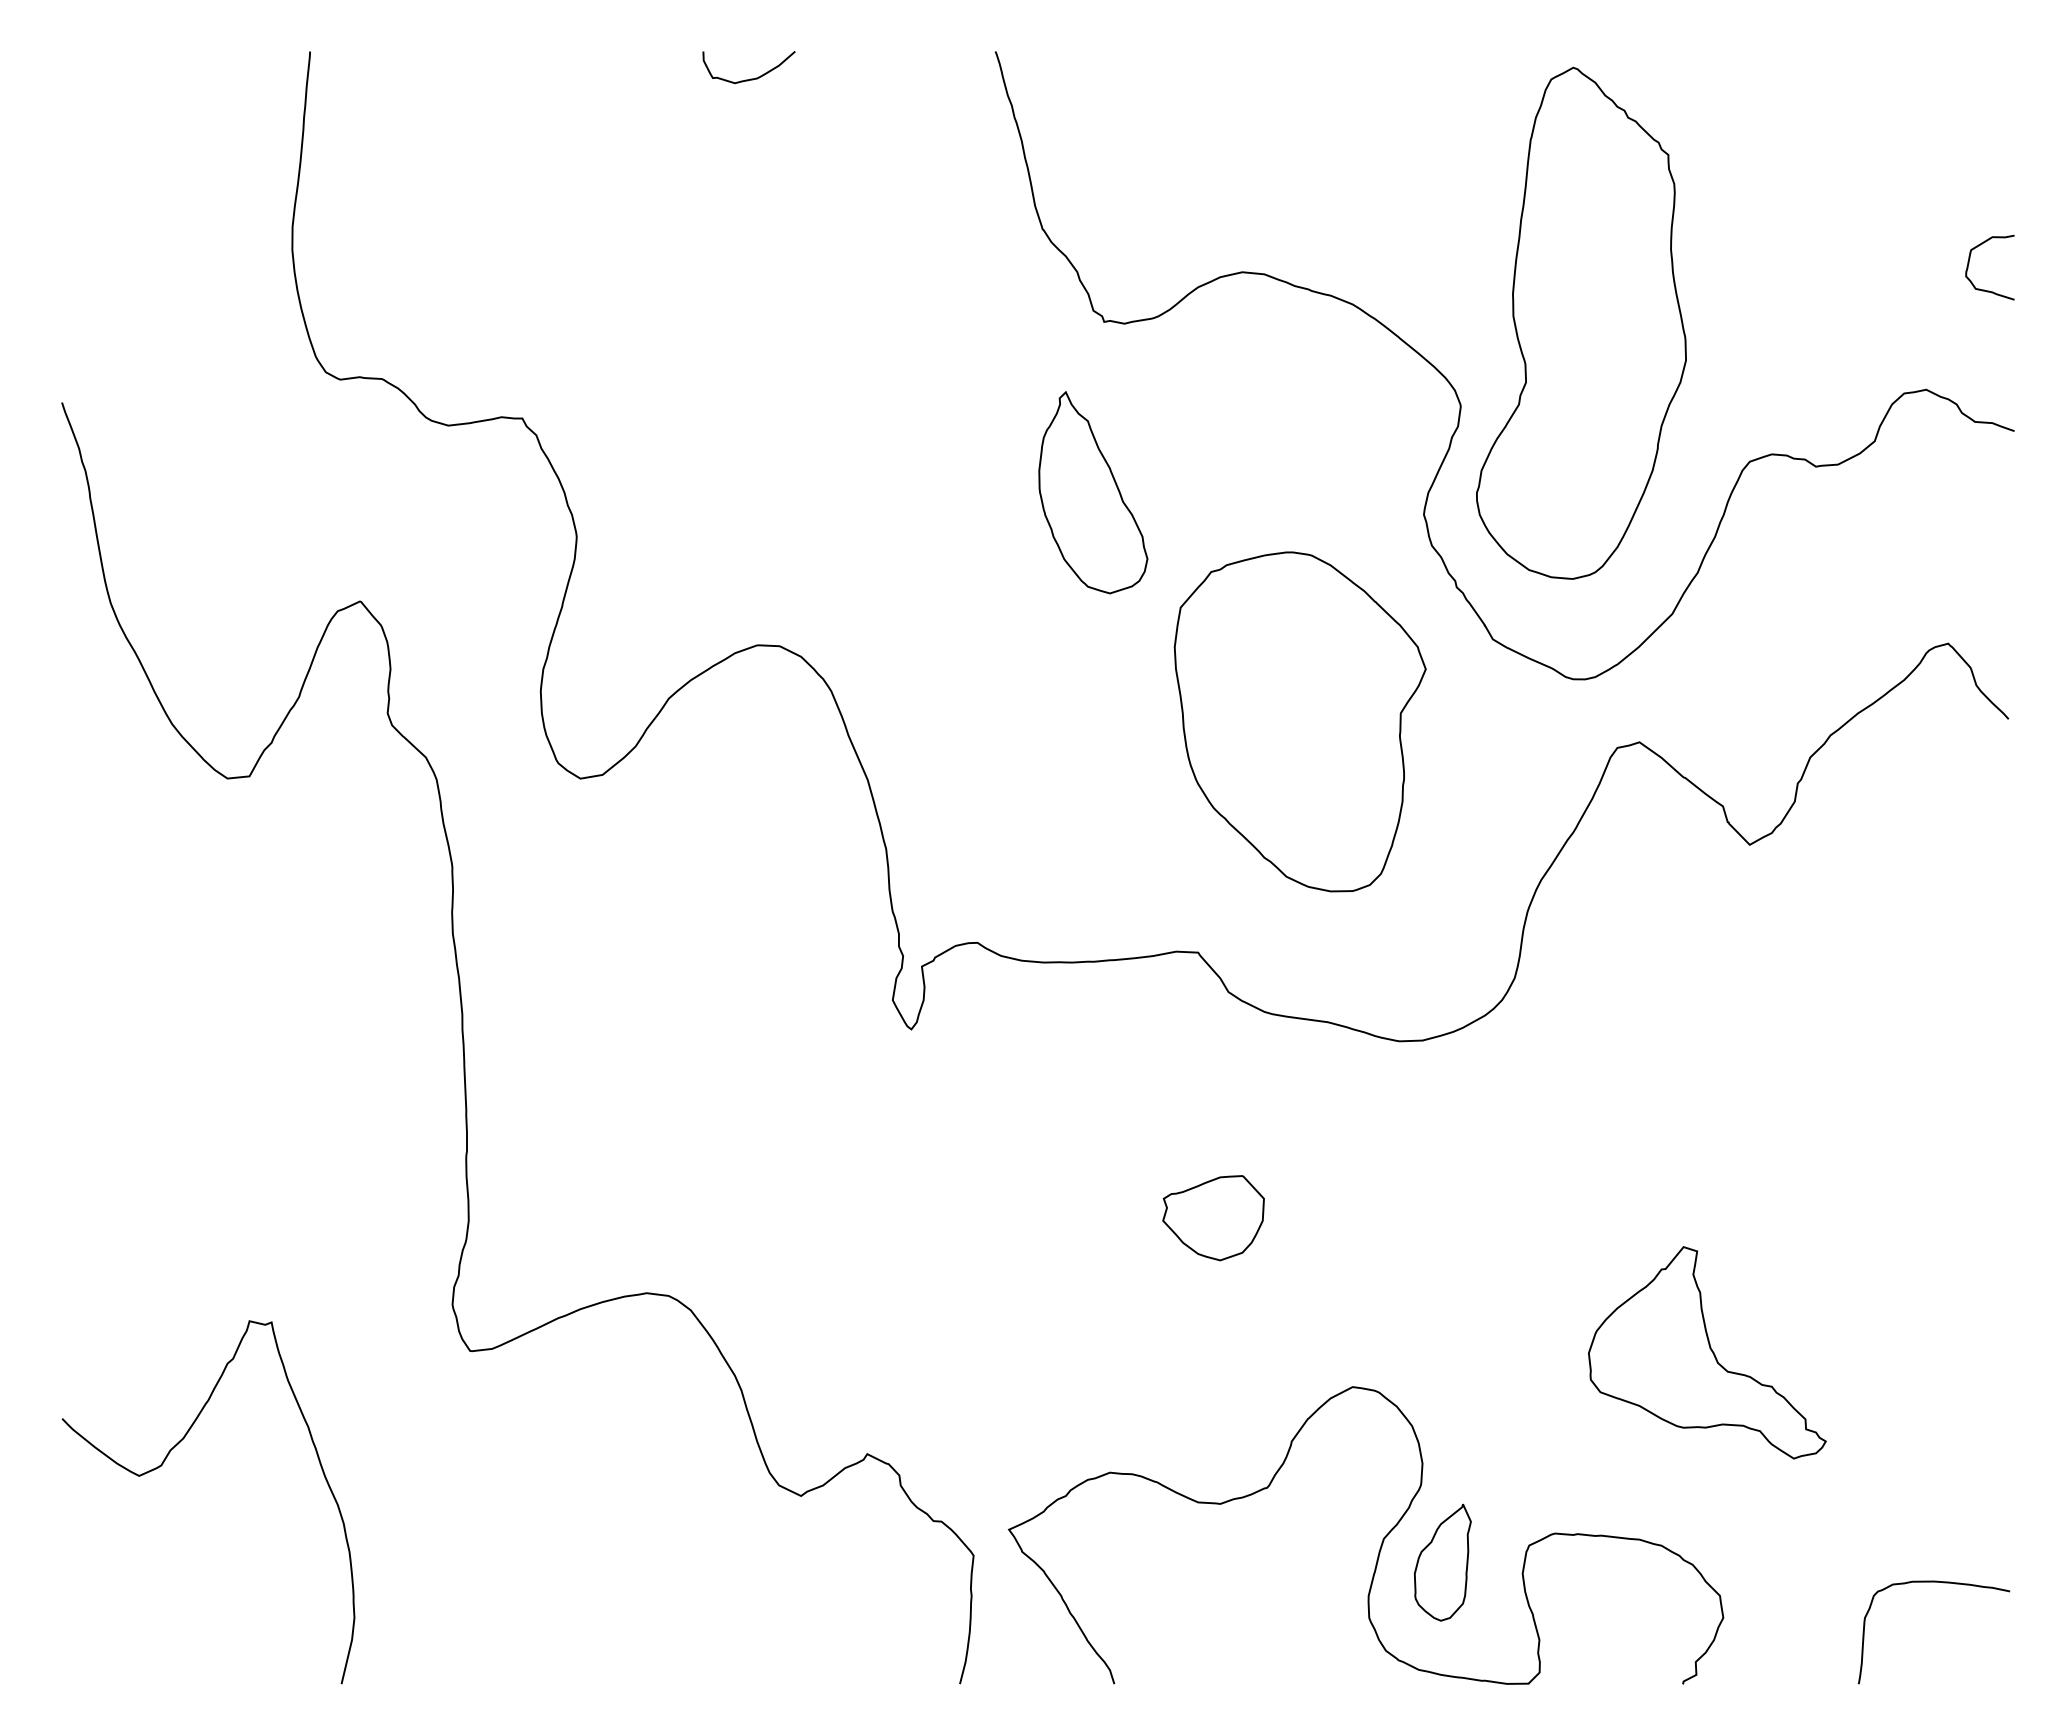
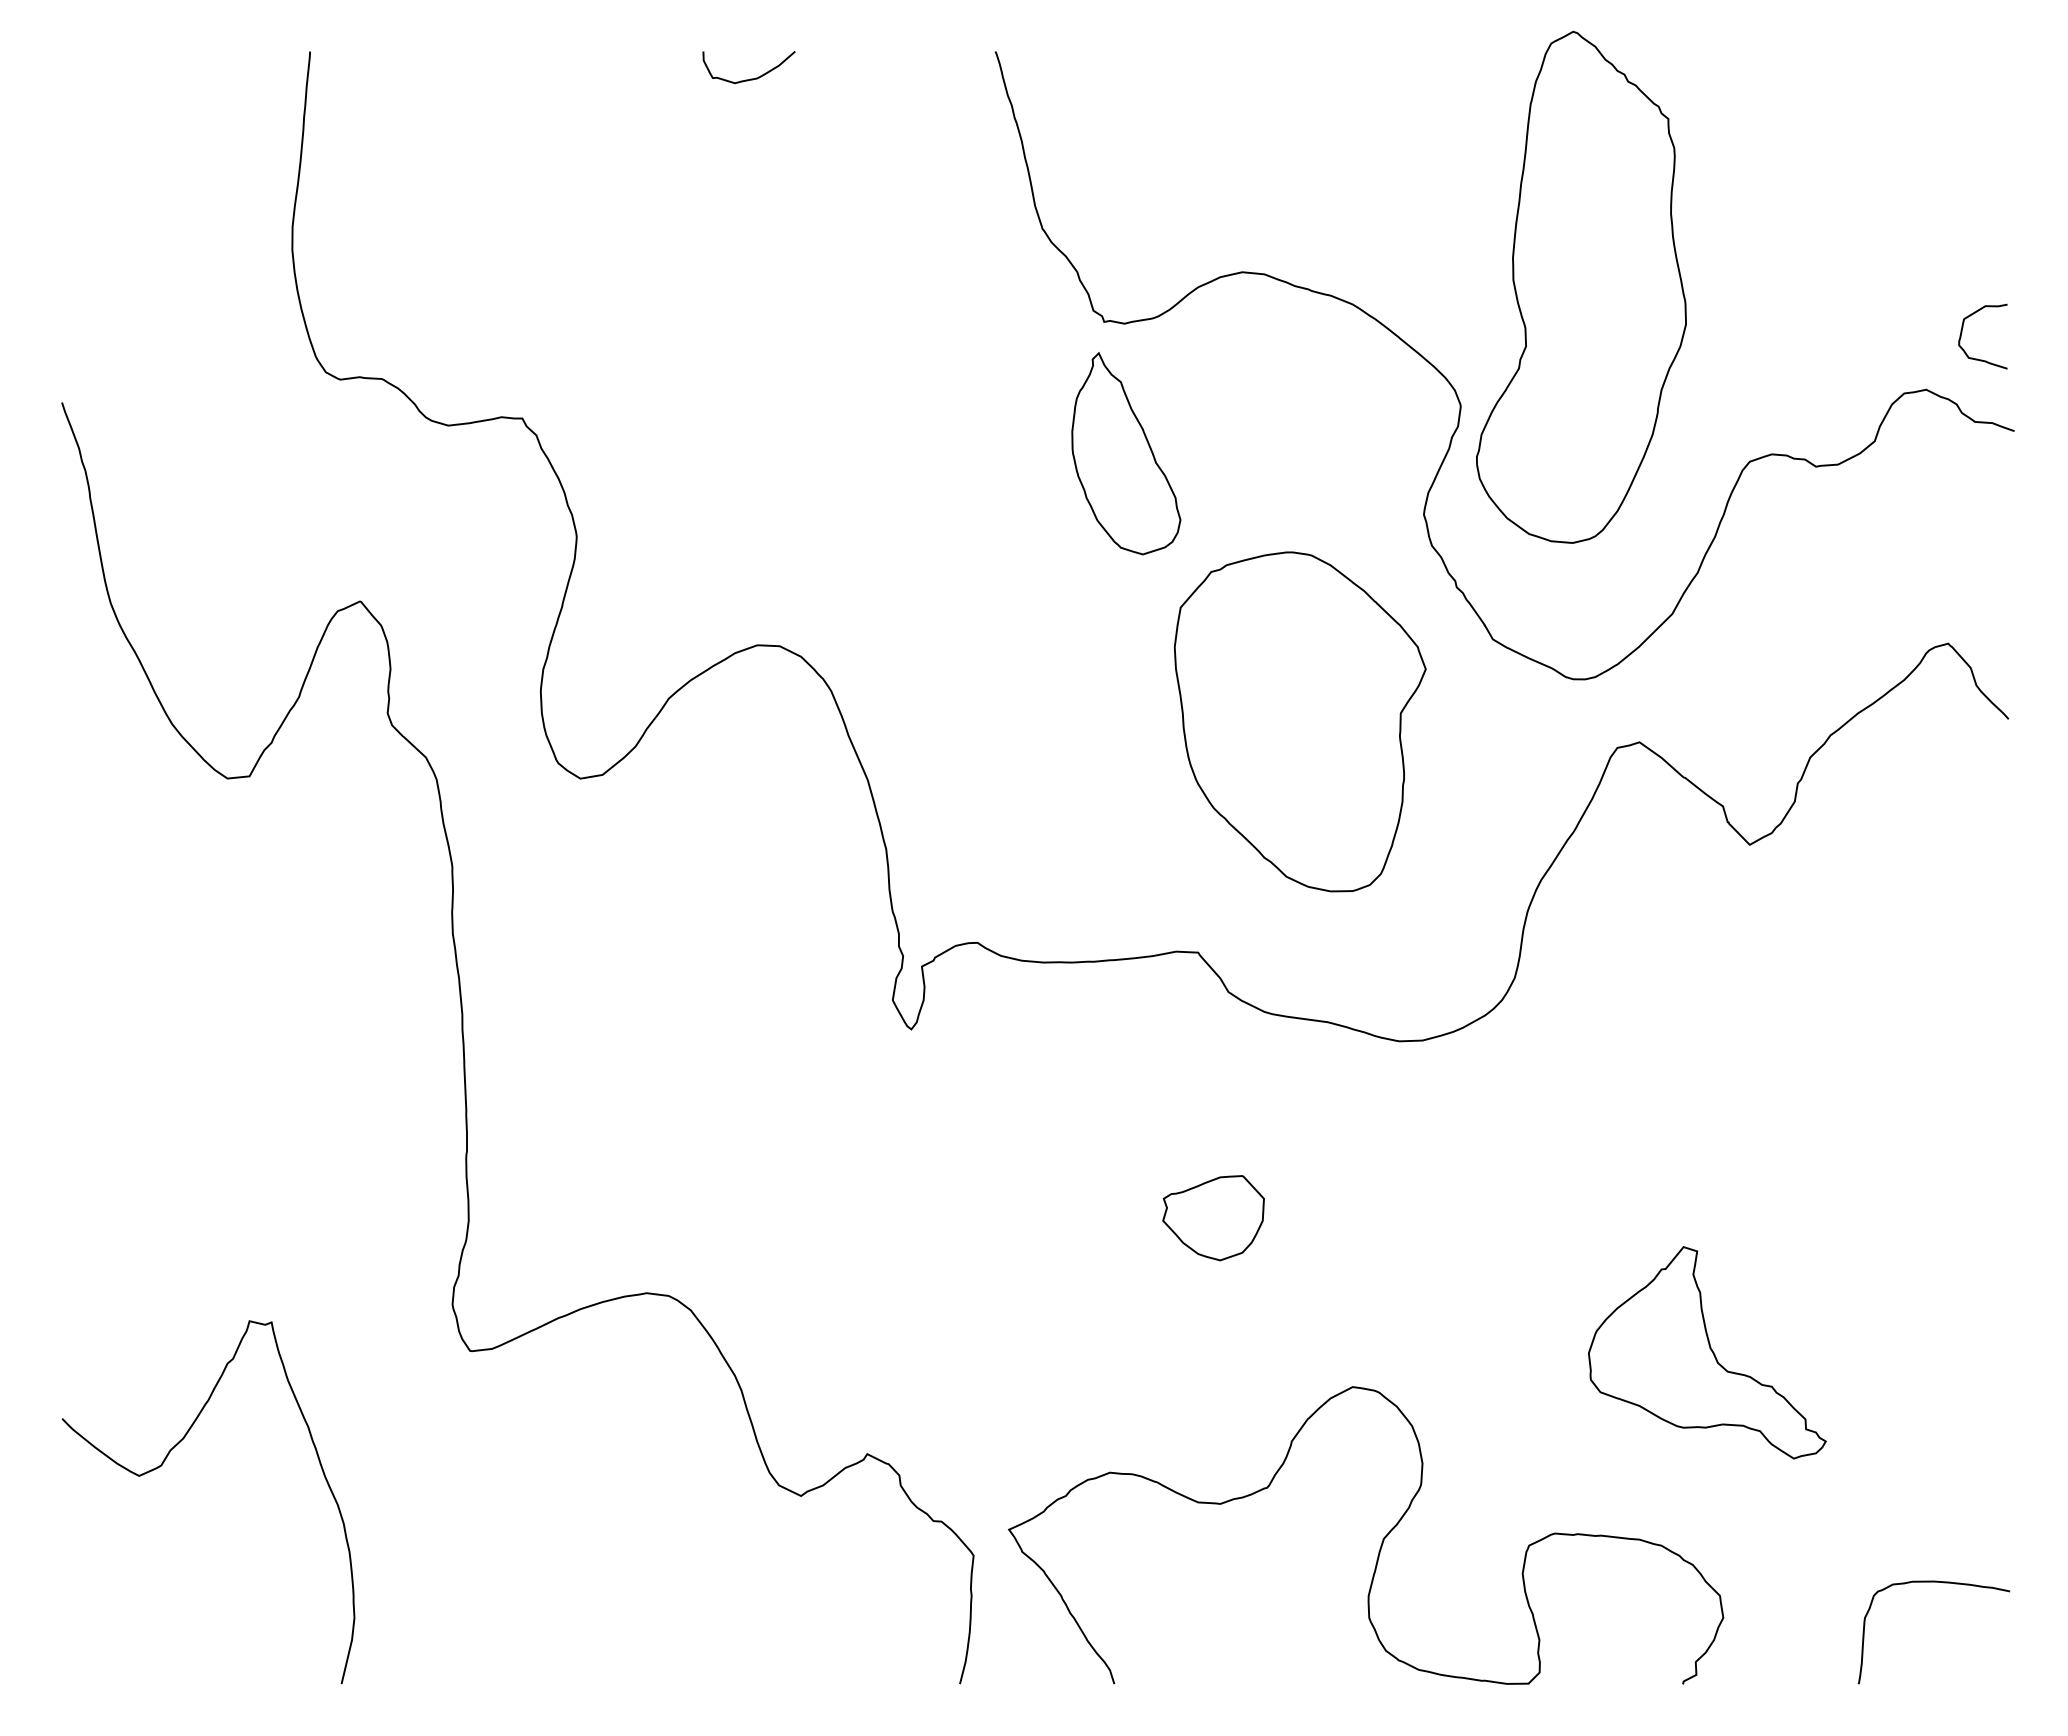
curve position: (1969, 263) -> (1962, 332) (1962, 332)
part position: (1581, 322) -> (1581, 286) (1581, 286)
part position: (1093, 492) -> (1126, 453) (1126, 453)
part: present -> none (1442, 1562)
